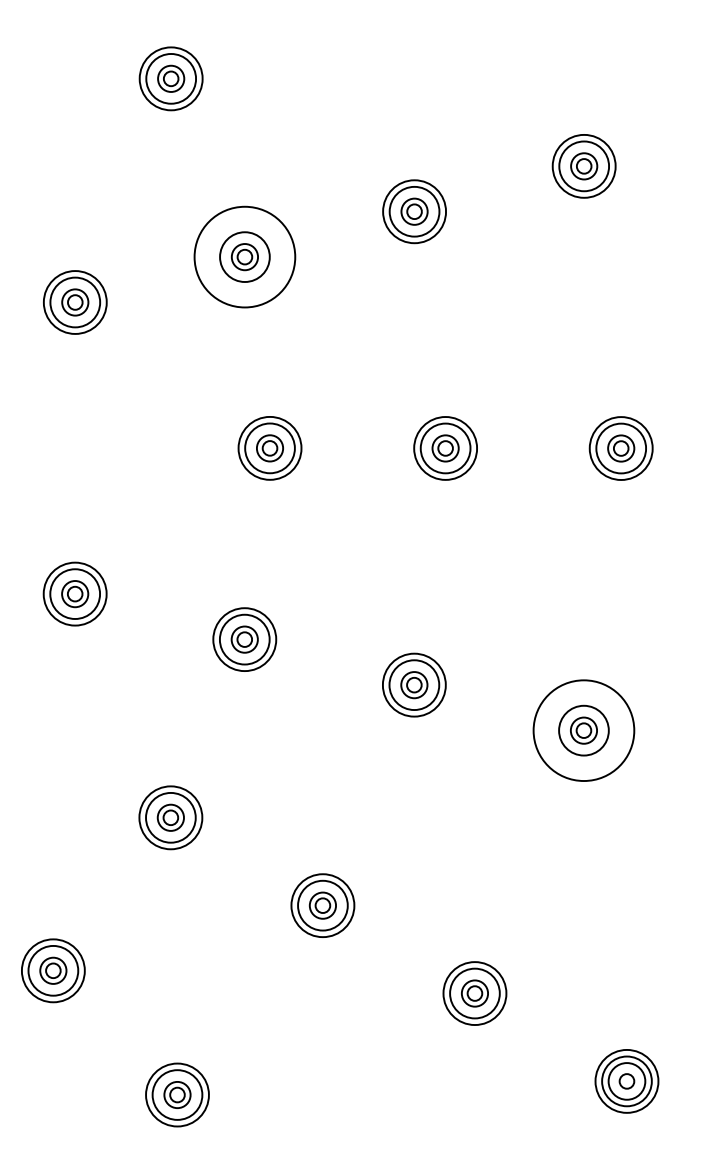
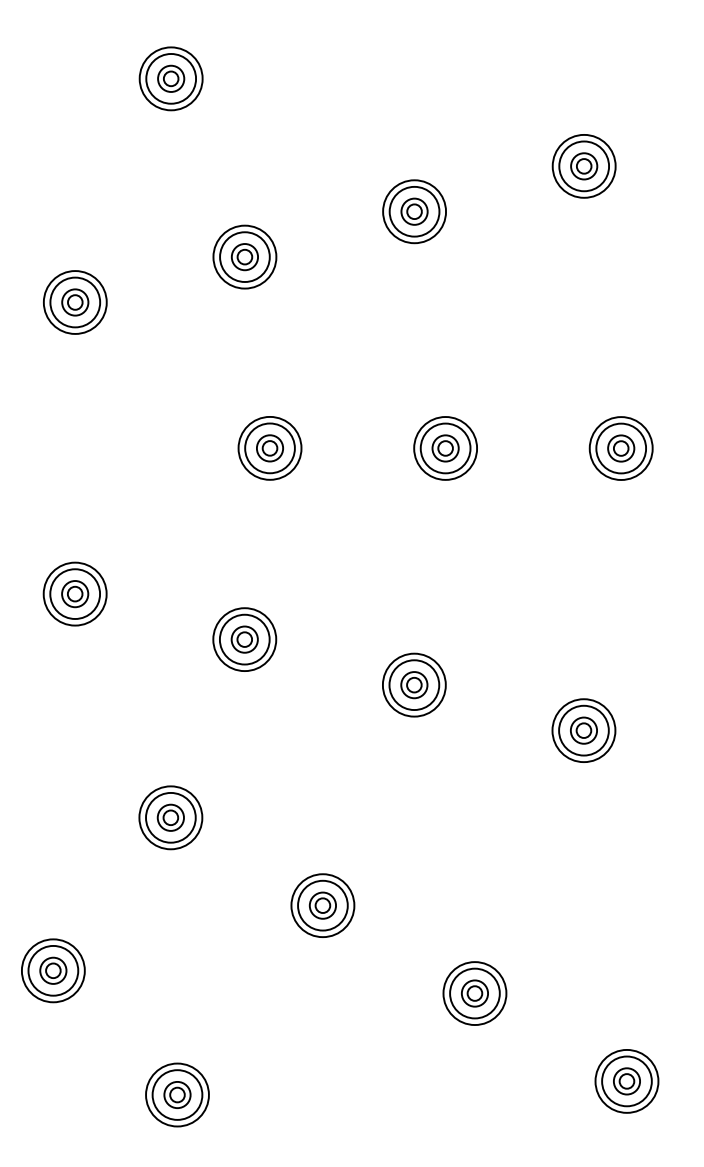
circle diameter: 101 px -> 63 px (244, 256)
circle diameter: 101 px -> 63 px (583, 730)
circle diameter: 37 px -> 26 px (626, 1081)
